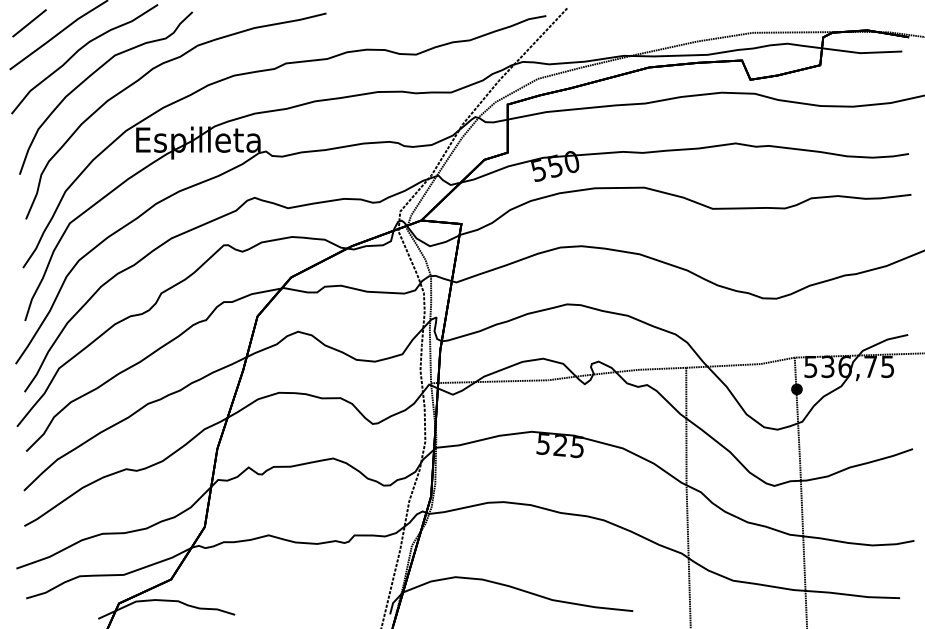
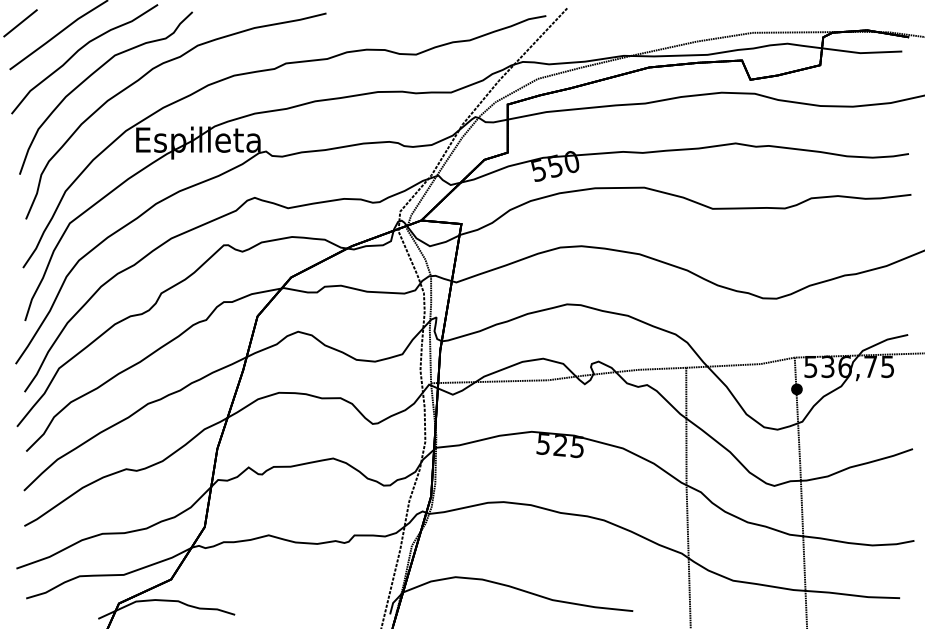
line position: (29, 23) -> (20, 23) (20, 23)
